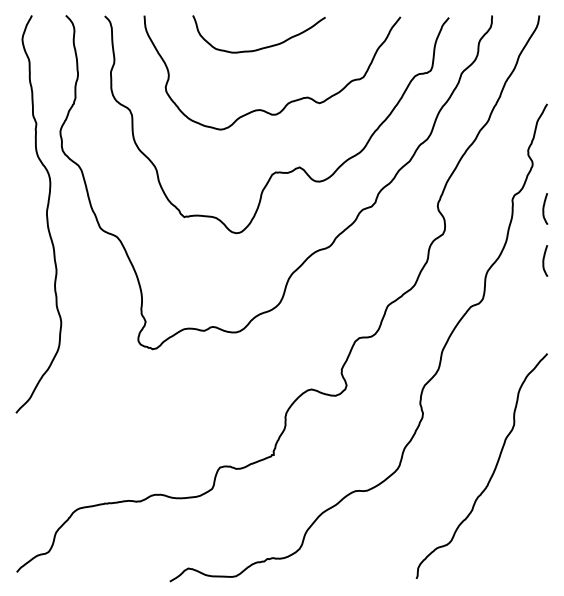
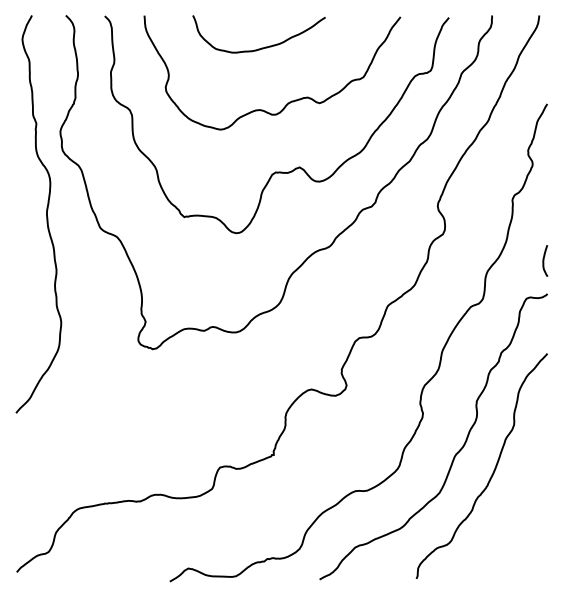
curve: present -> none (544, 208)
curve: none -> present (455, 453)
